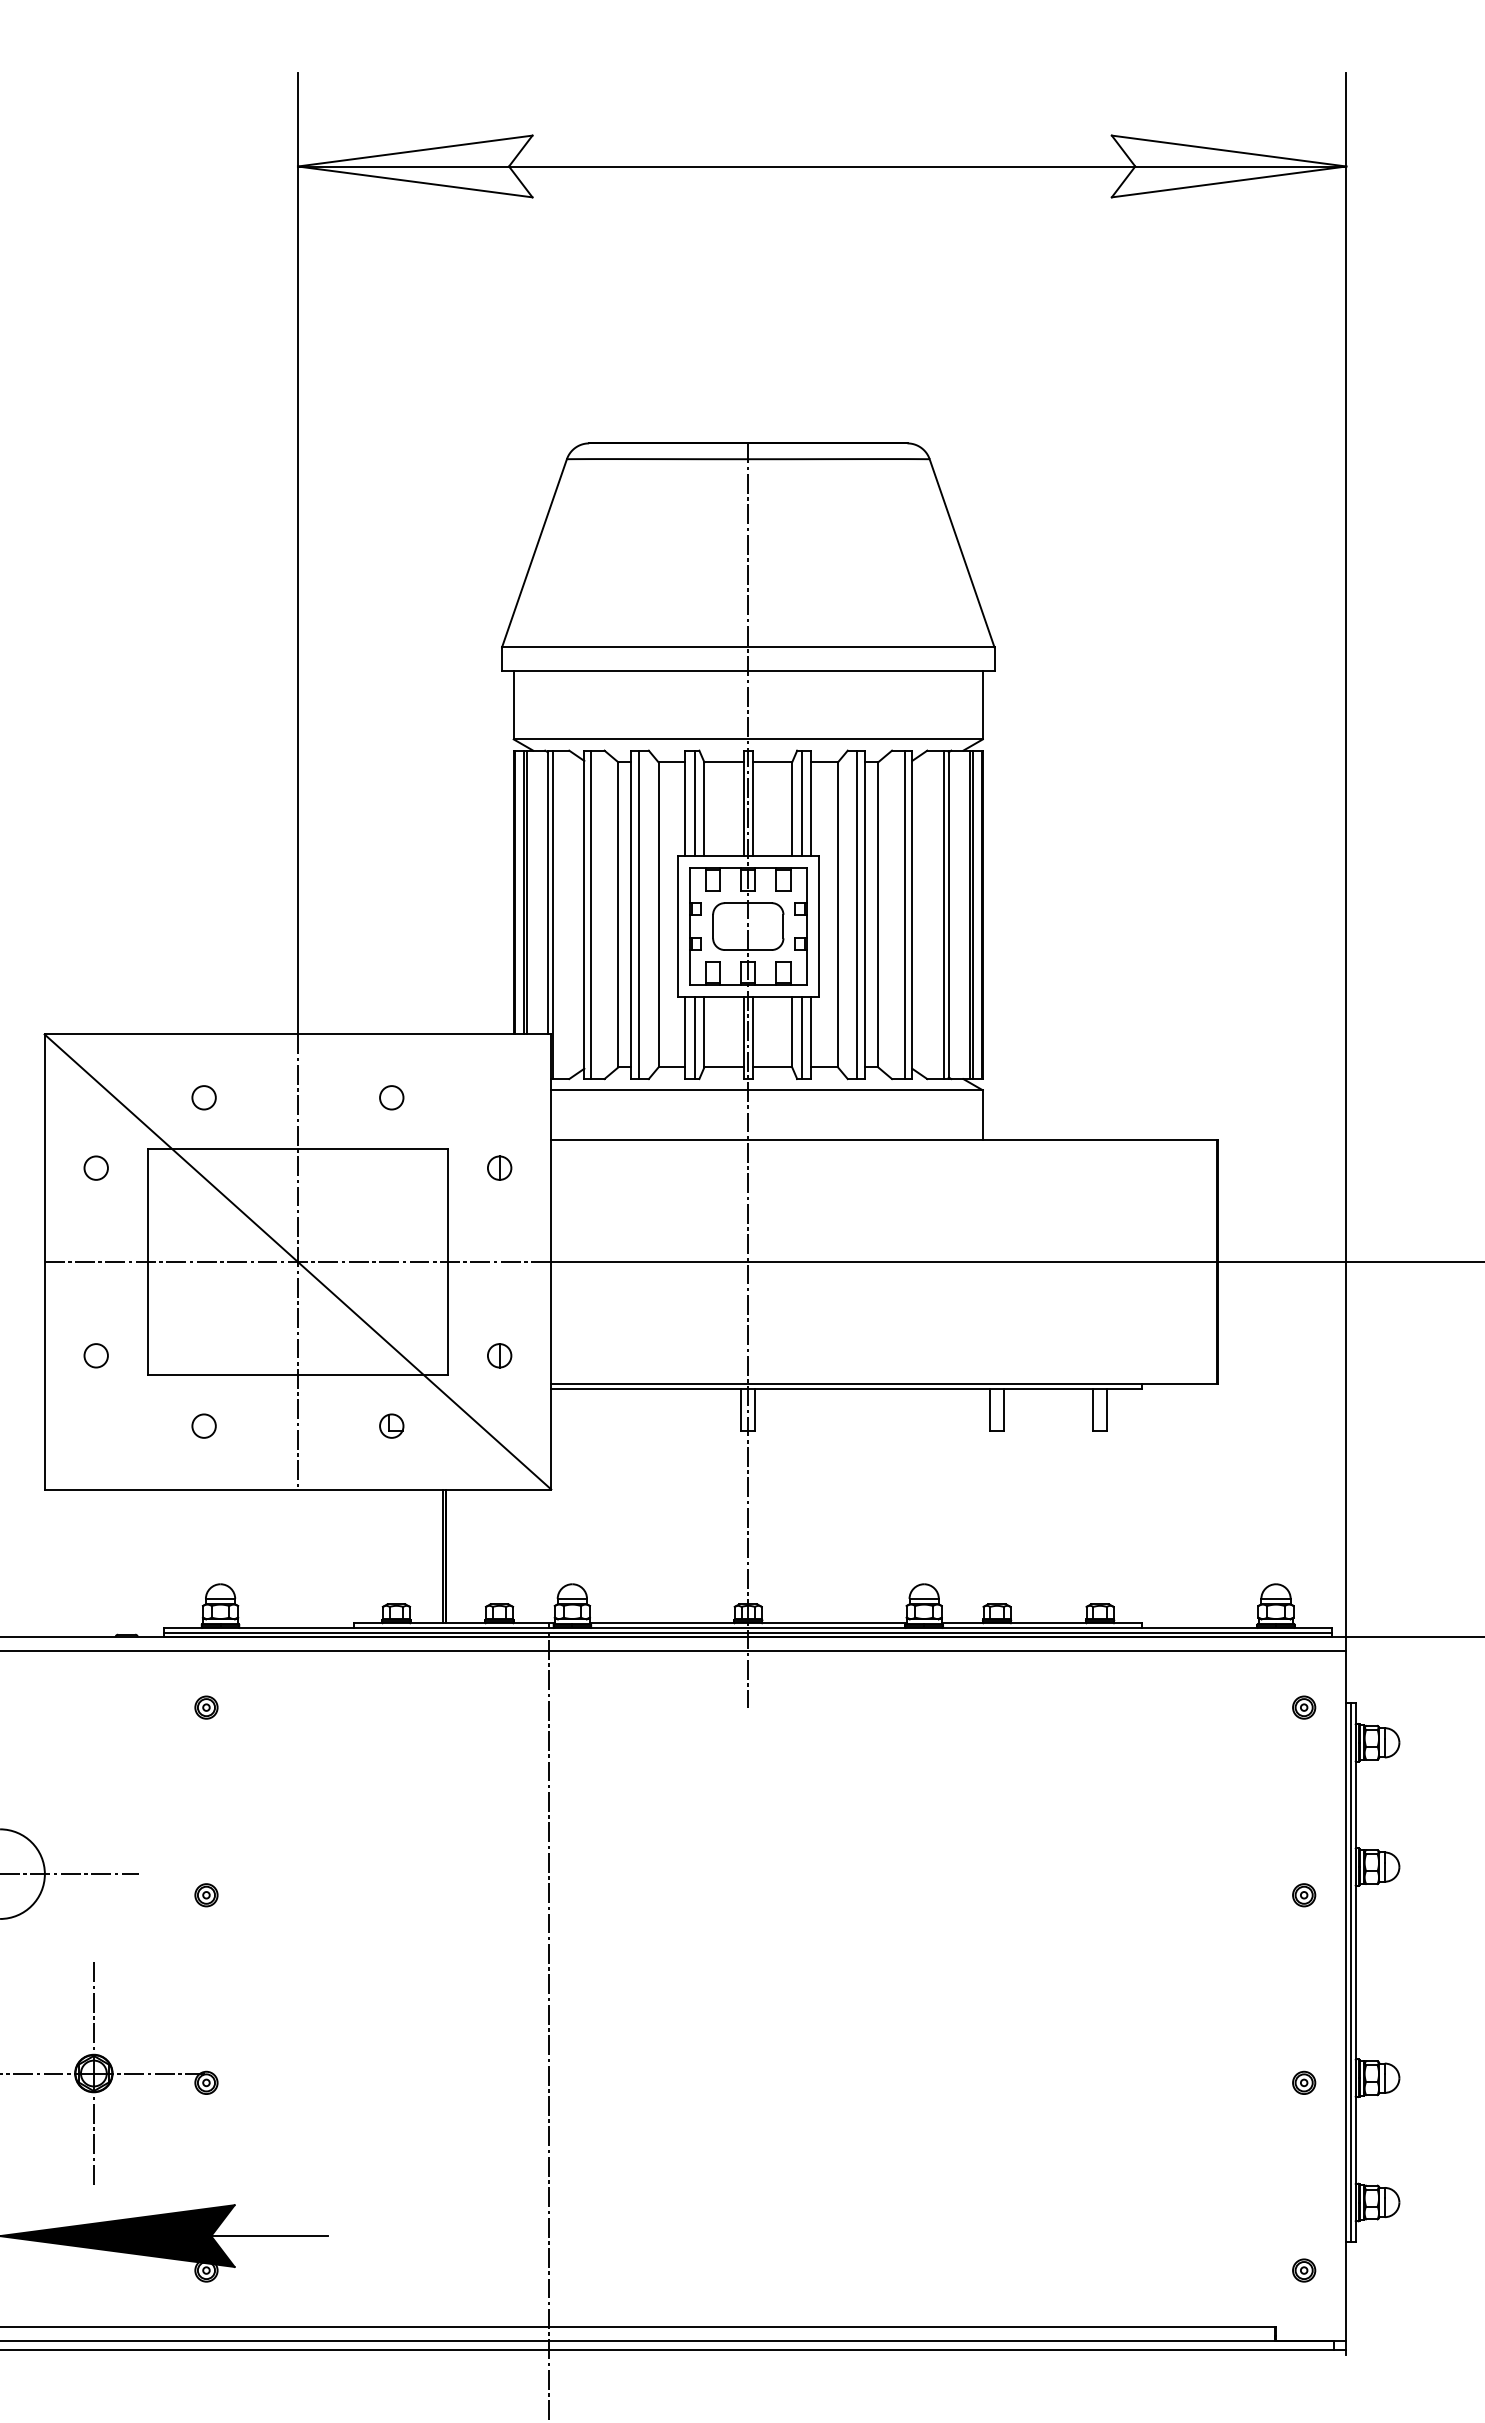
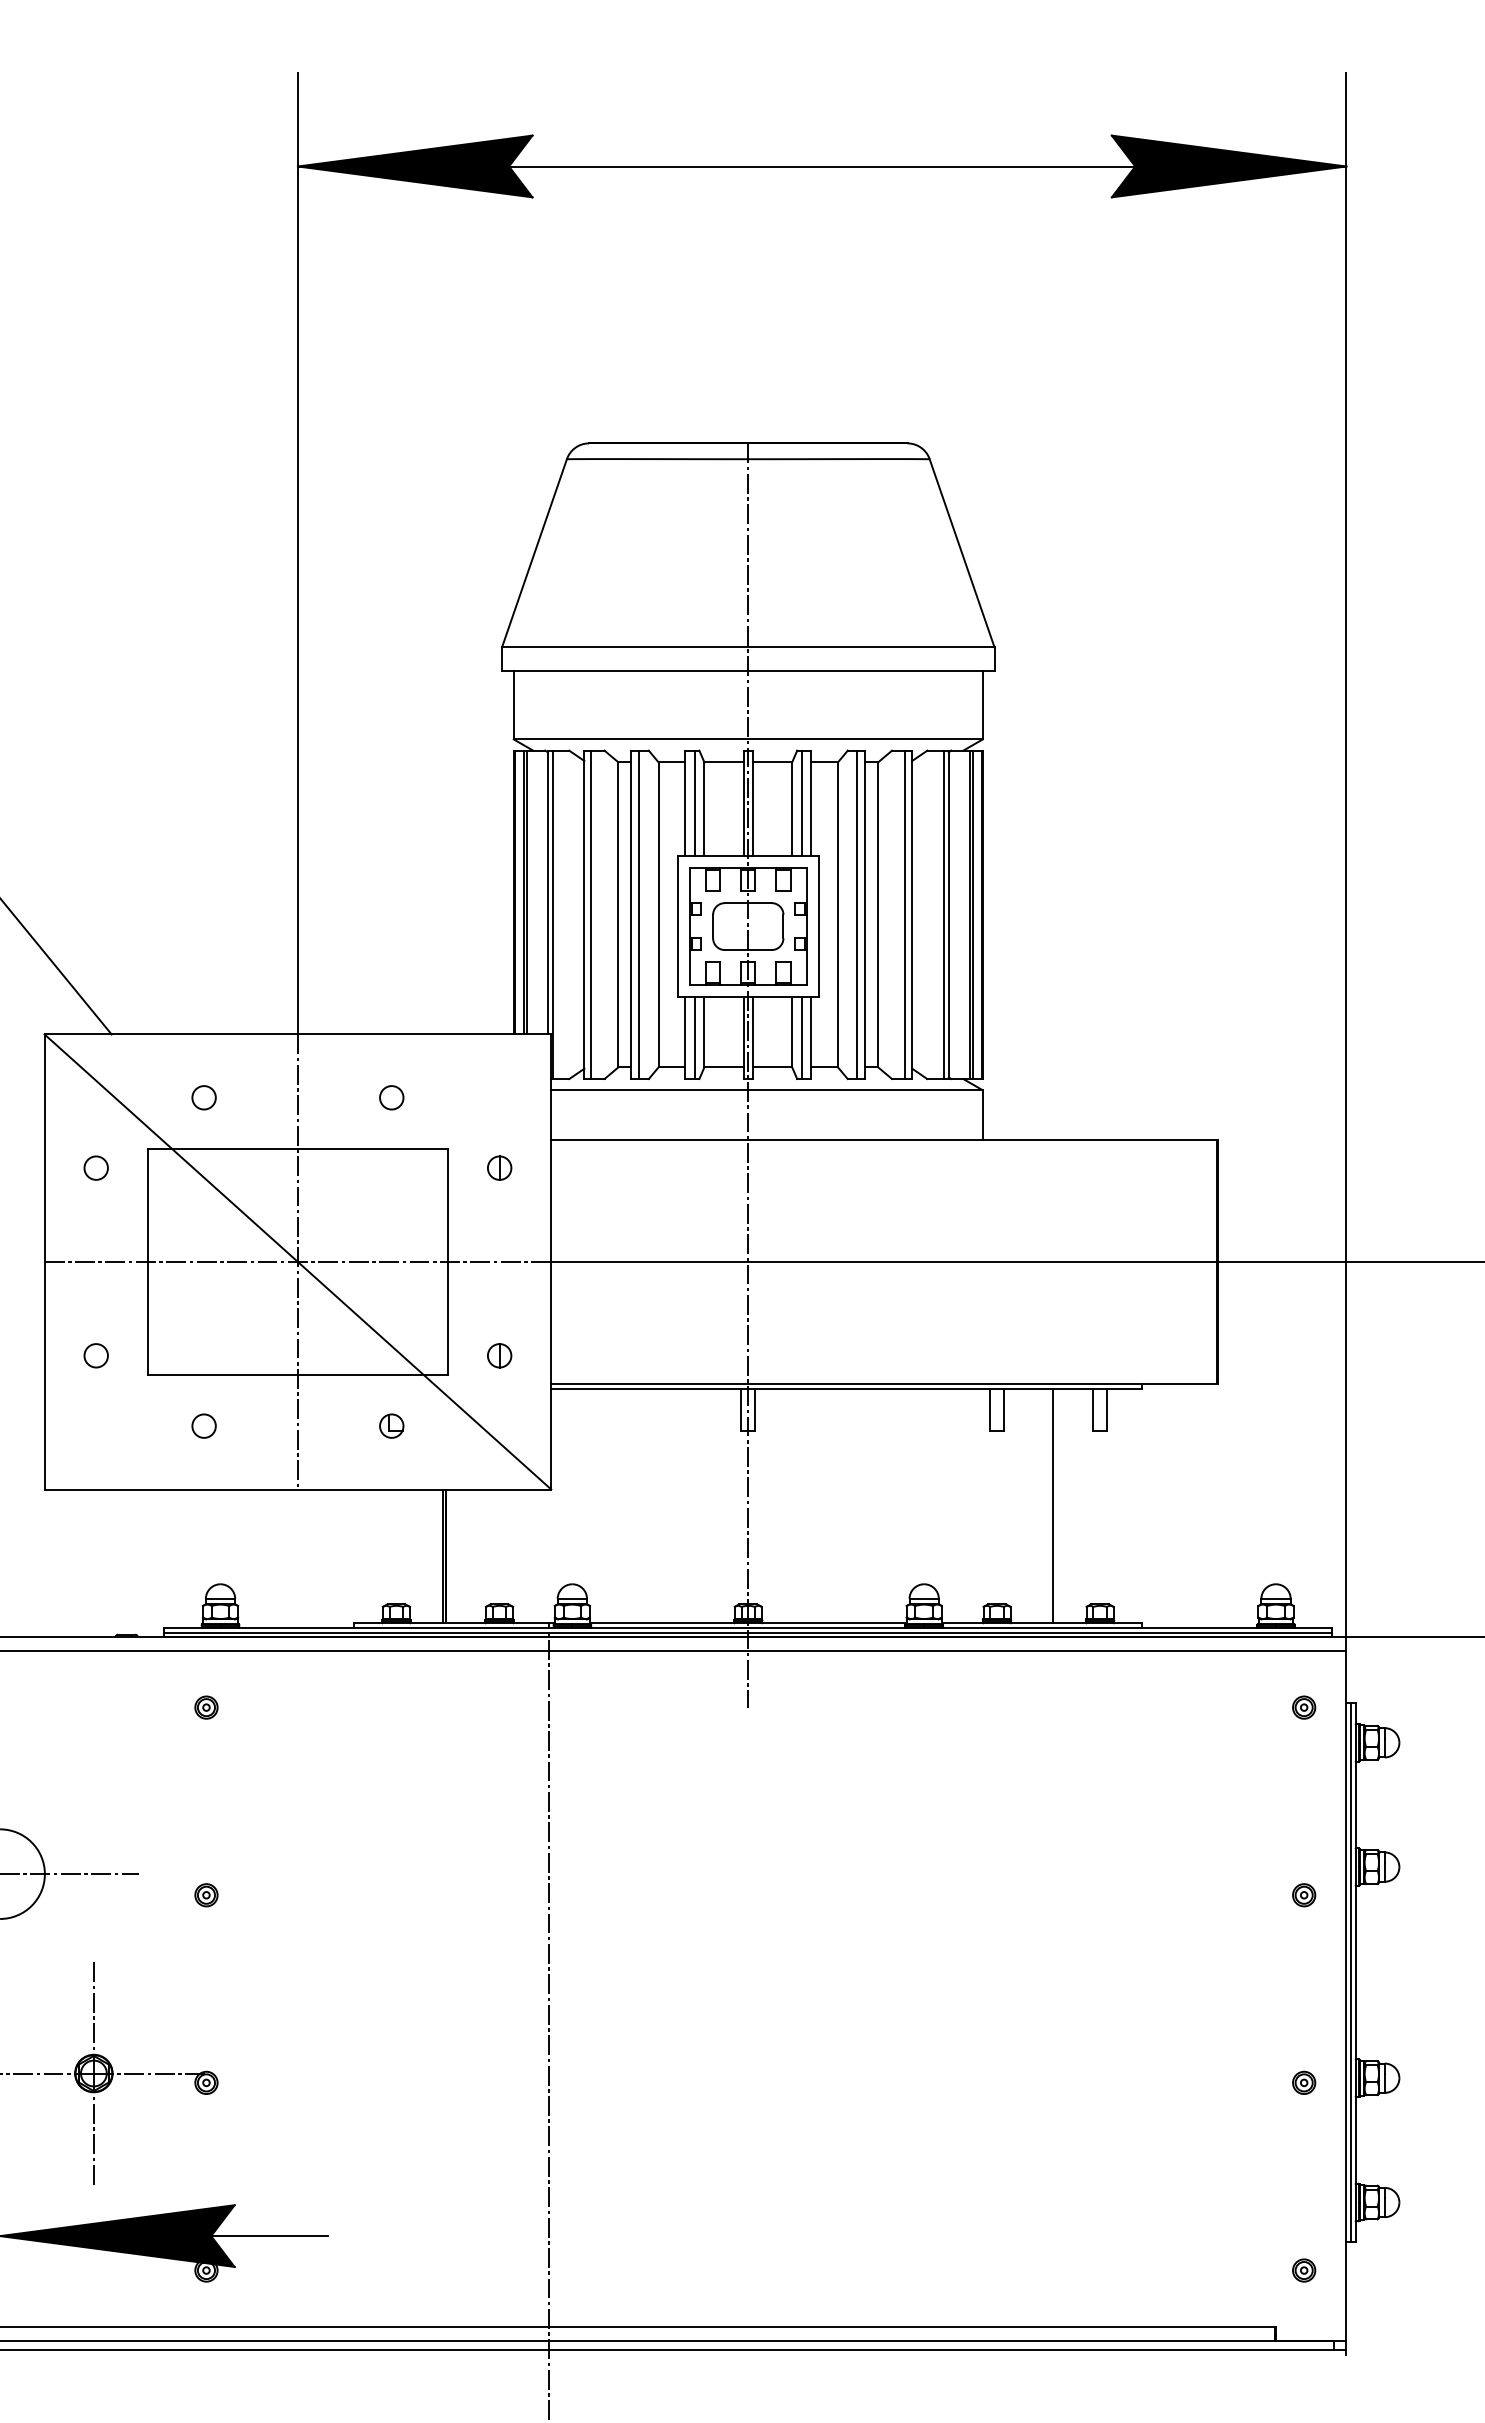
fill: none -> present (414, 166)
fill: none -> present (1228, 166)
line: none -> present (56, 967)
line: none -> present (1053, 1505)
